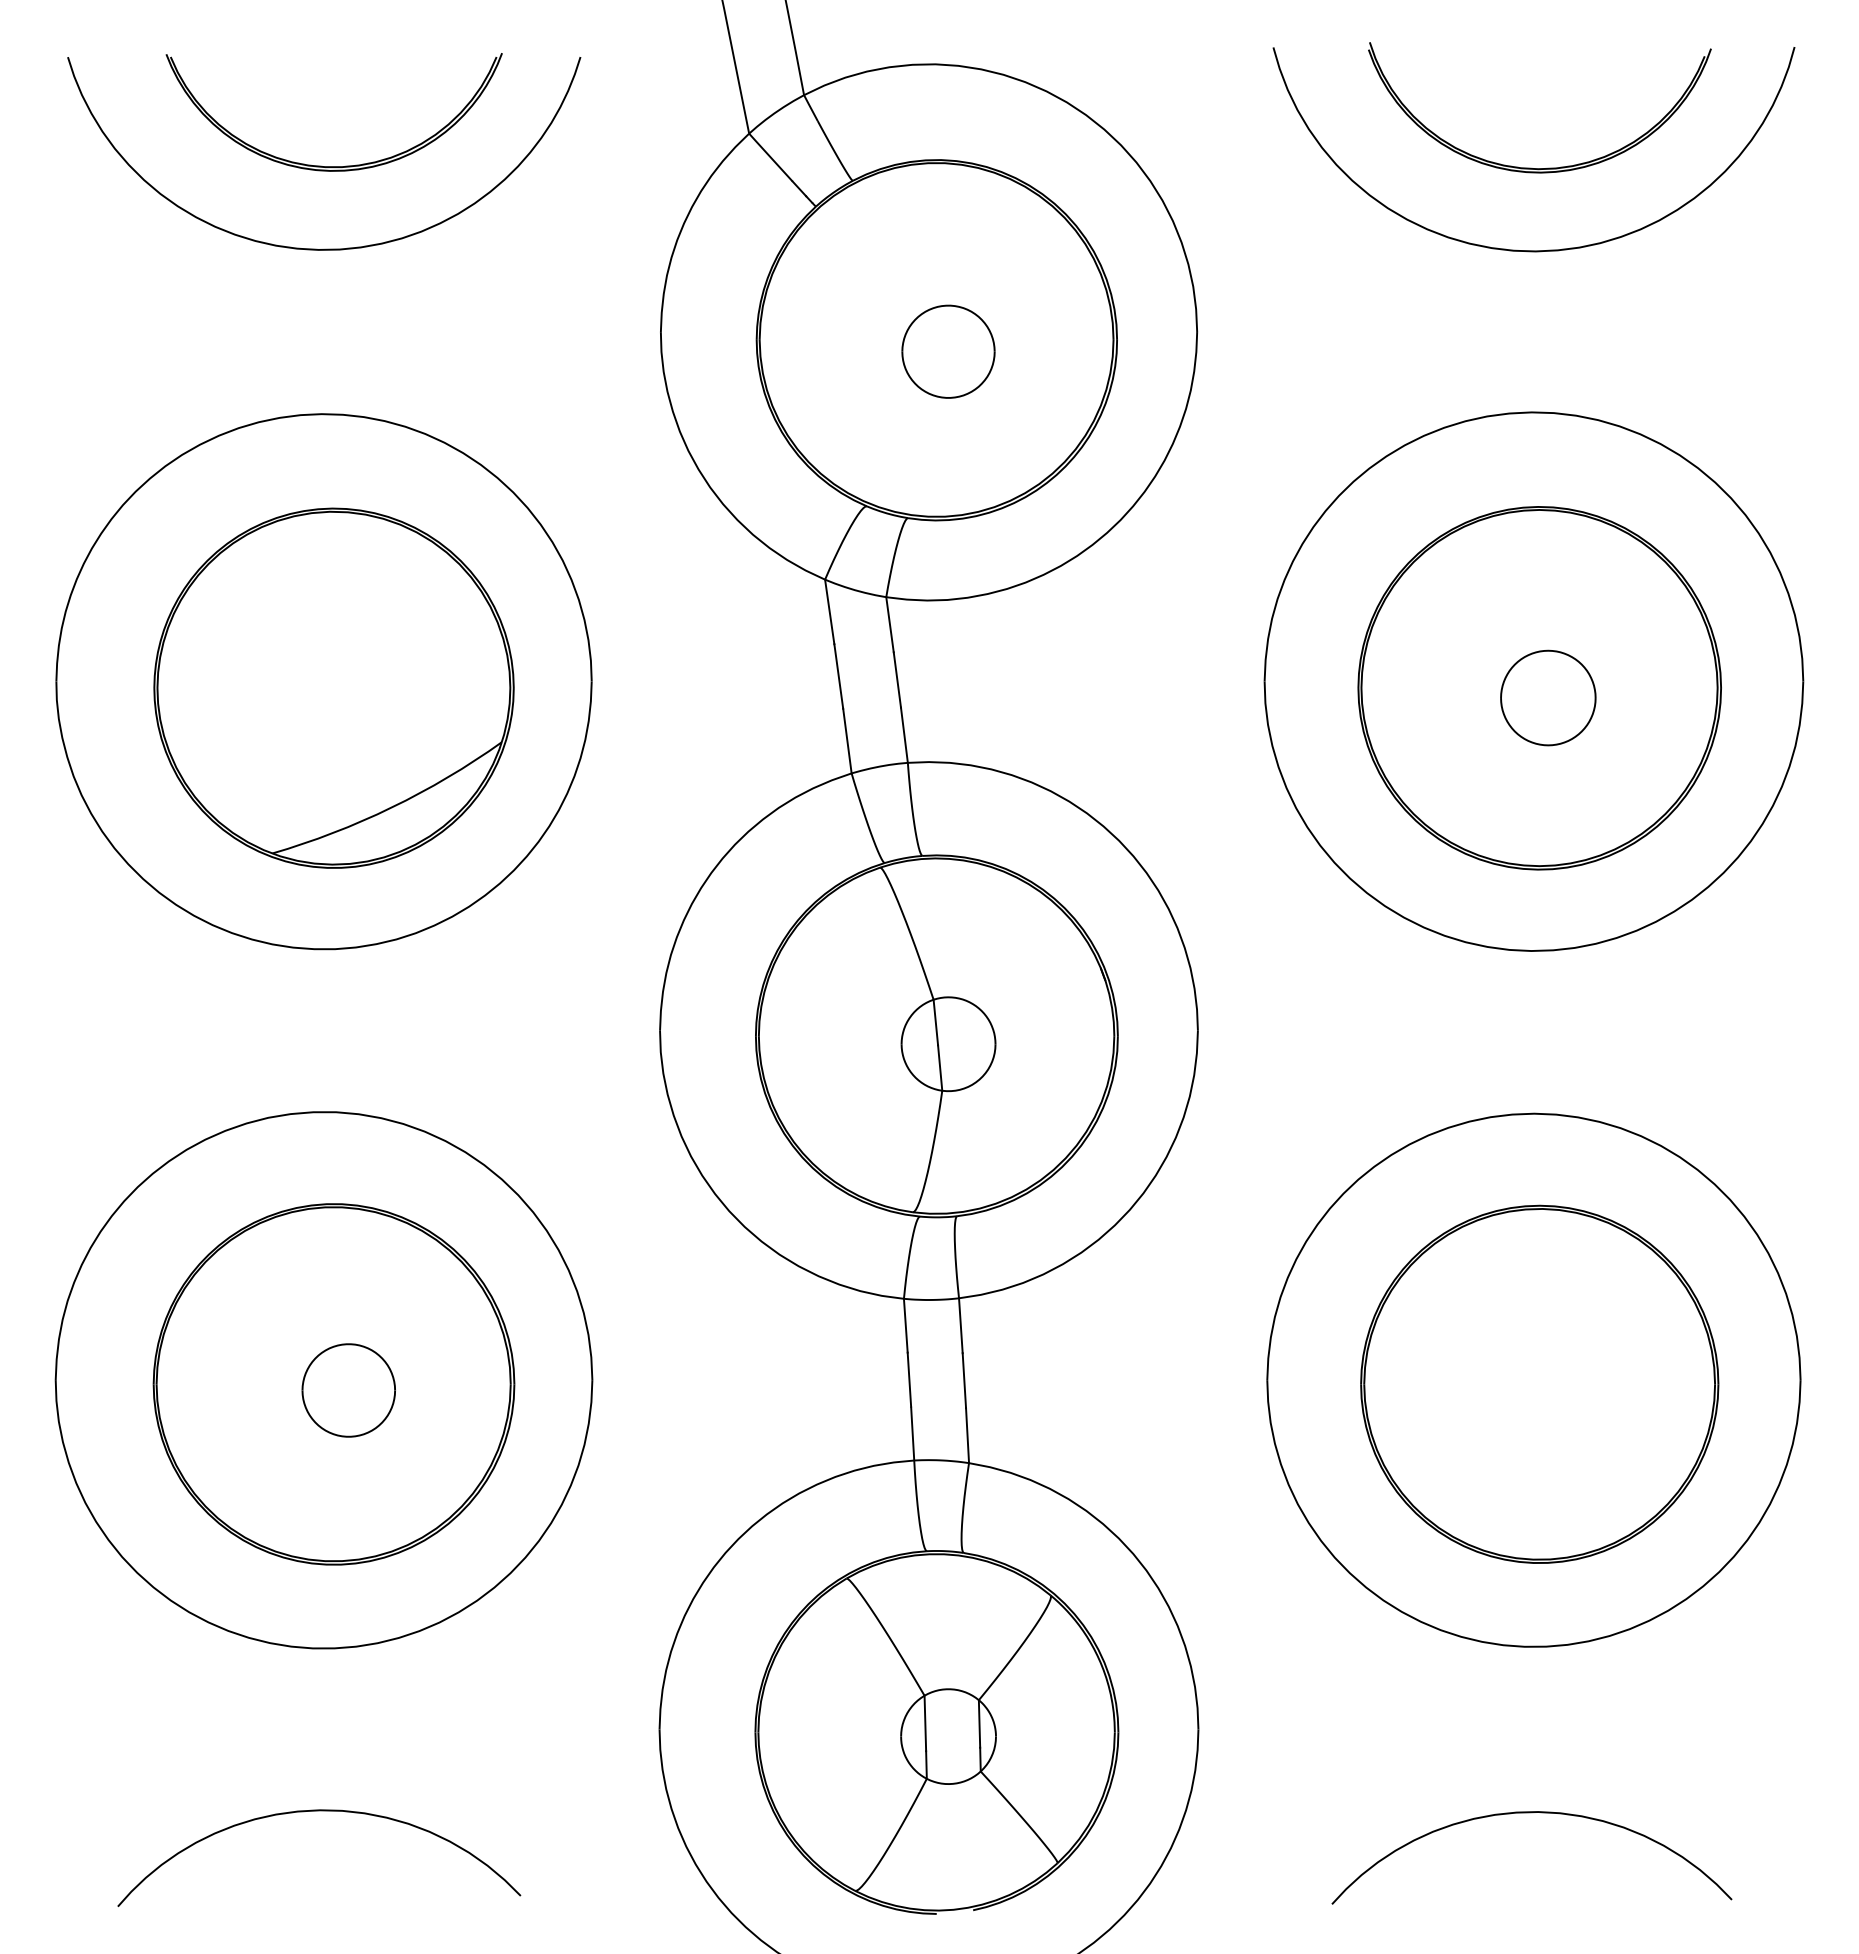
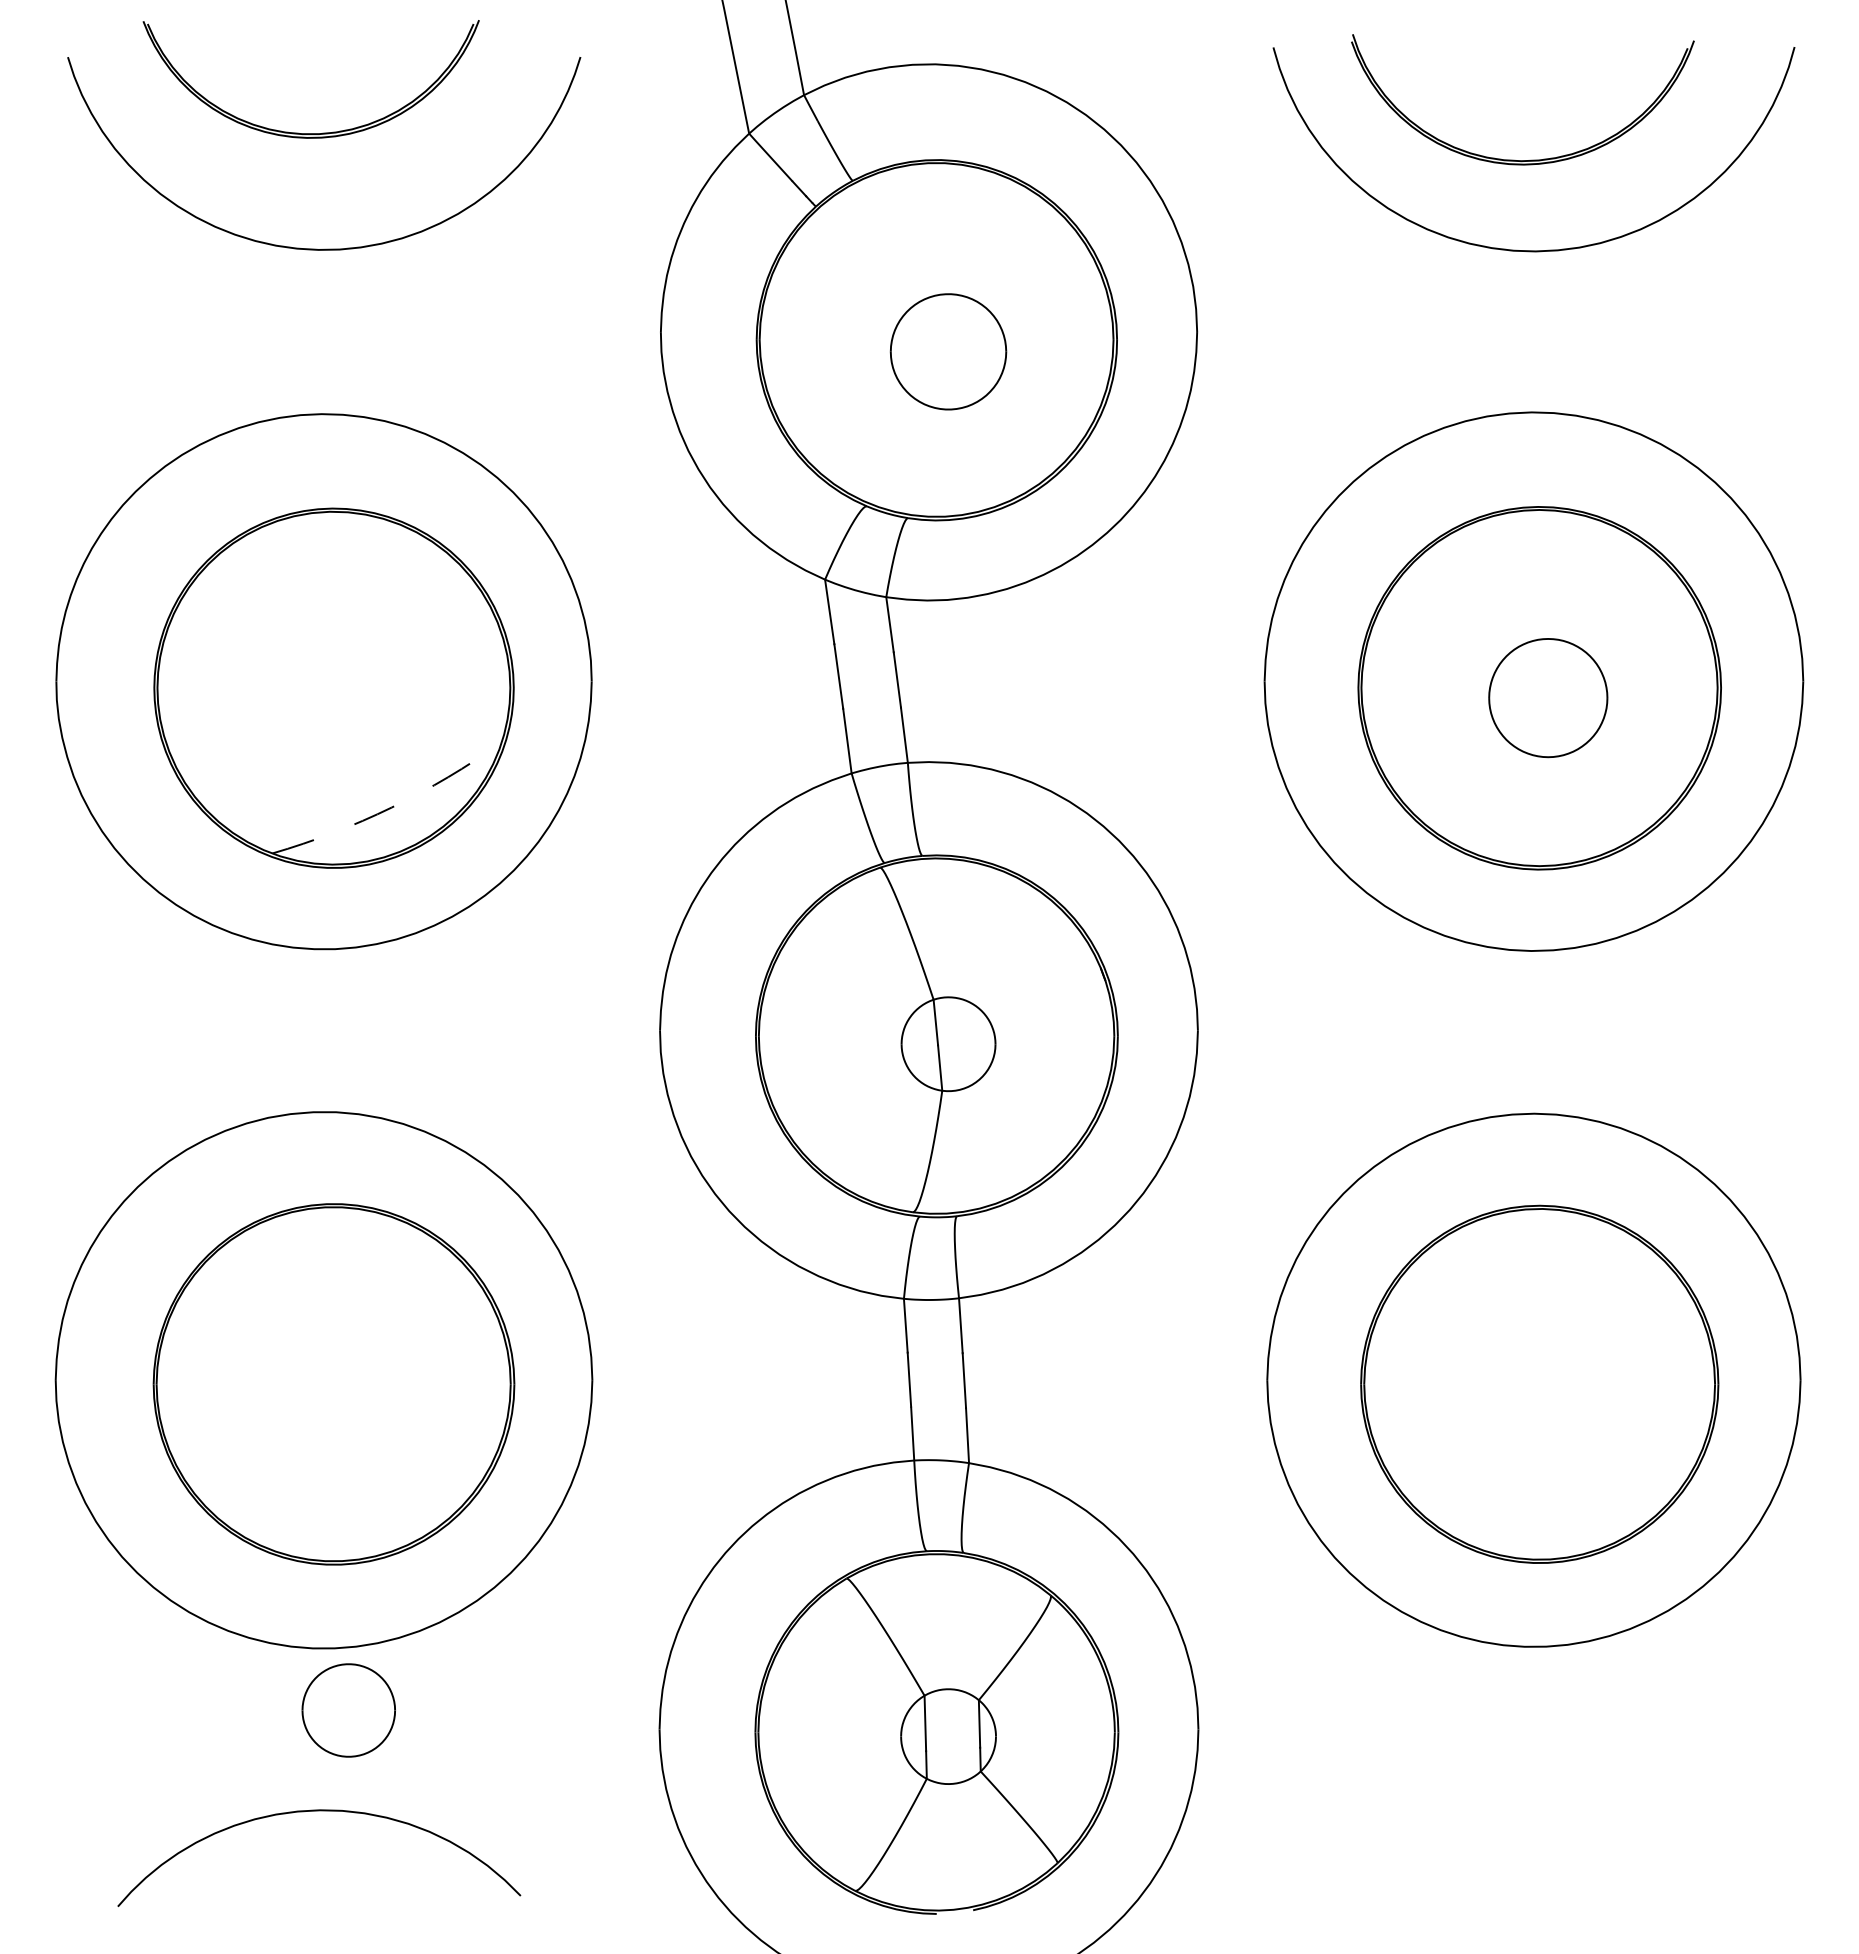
part position: (333, 166) -> (310, 133) (310, 133)
part position: (1531, 167) -> (1514, 159) (1514, 159)
part size: 95x95 px -> 119x118 px (948, 351)
part size: 97x98 px -> 121x121 px (1548, 698)
arc: solid -> dashed (391, 807)
part position: (348, 1390) -> (348, 1710) (348, 1710)
curve: present -> none (1531, 1813)
